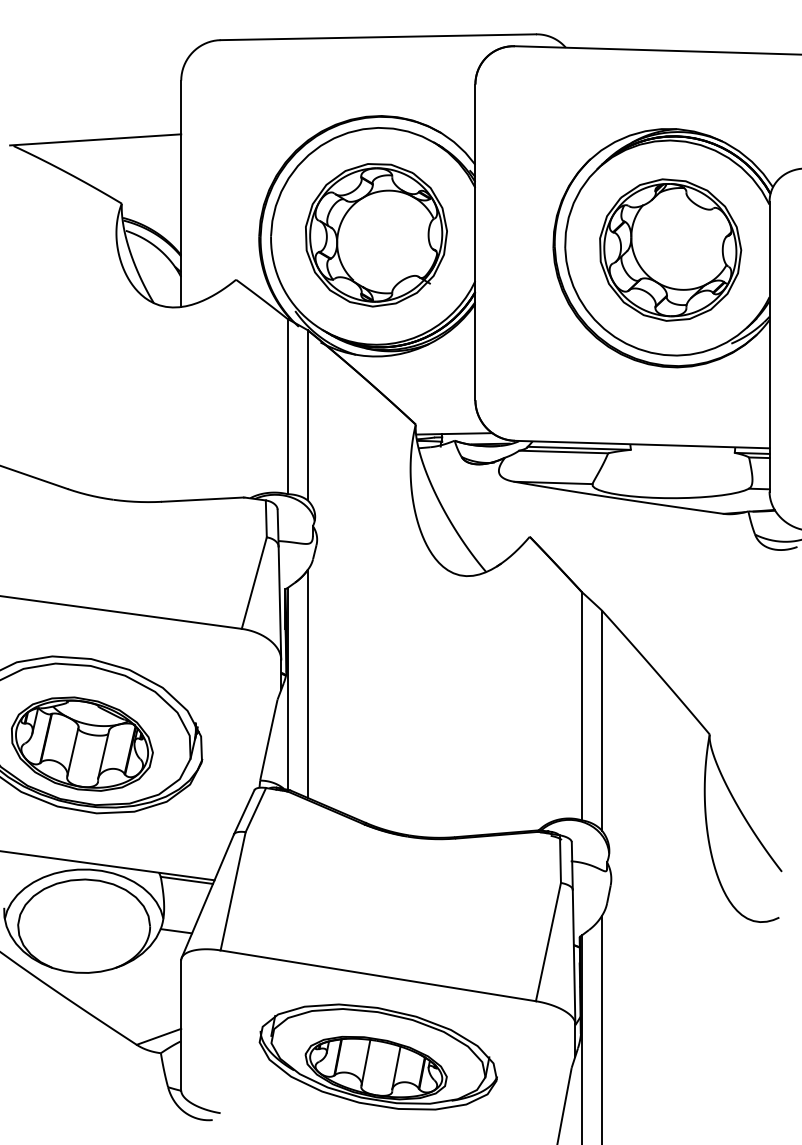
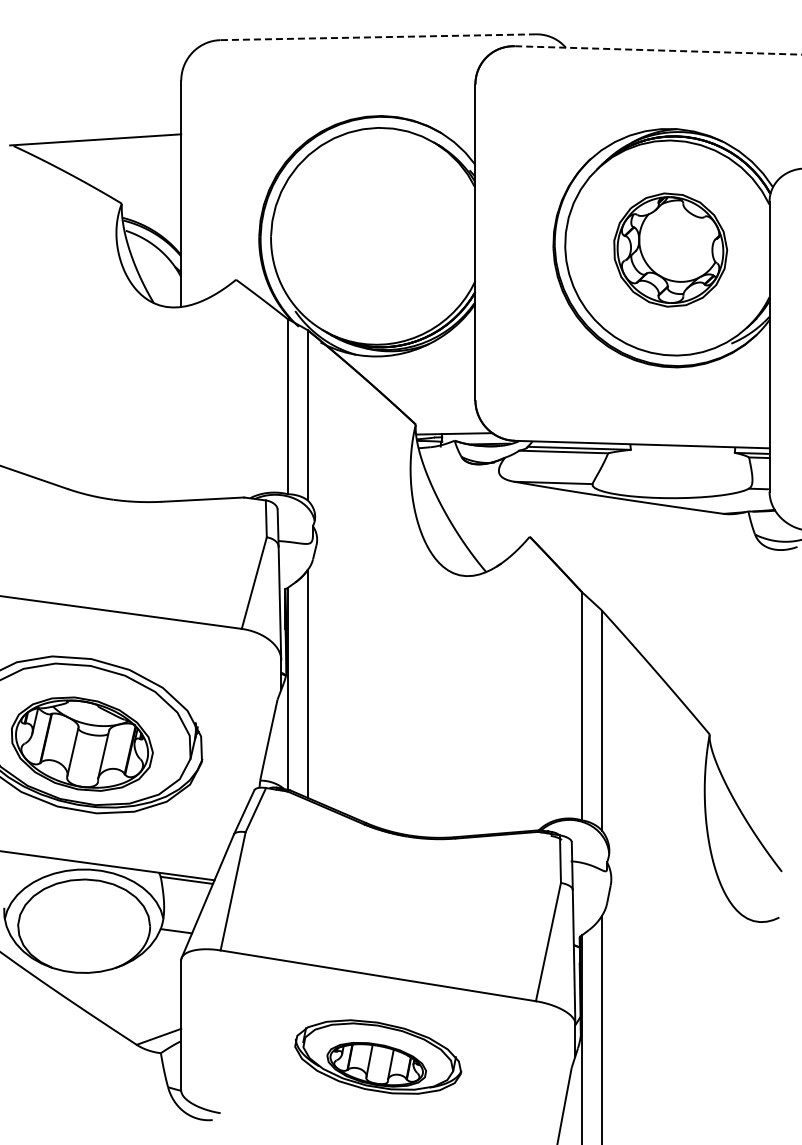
line: solid -> dashed (378, 37)
line: solid -> dashed (657, 50)
part: present -> none (376, 235)
part size: 144x144 px -> 116x116 px (670, 249)
part size: 240x108 px -> 169x76 px (378, 1056)
